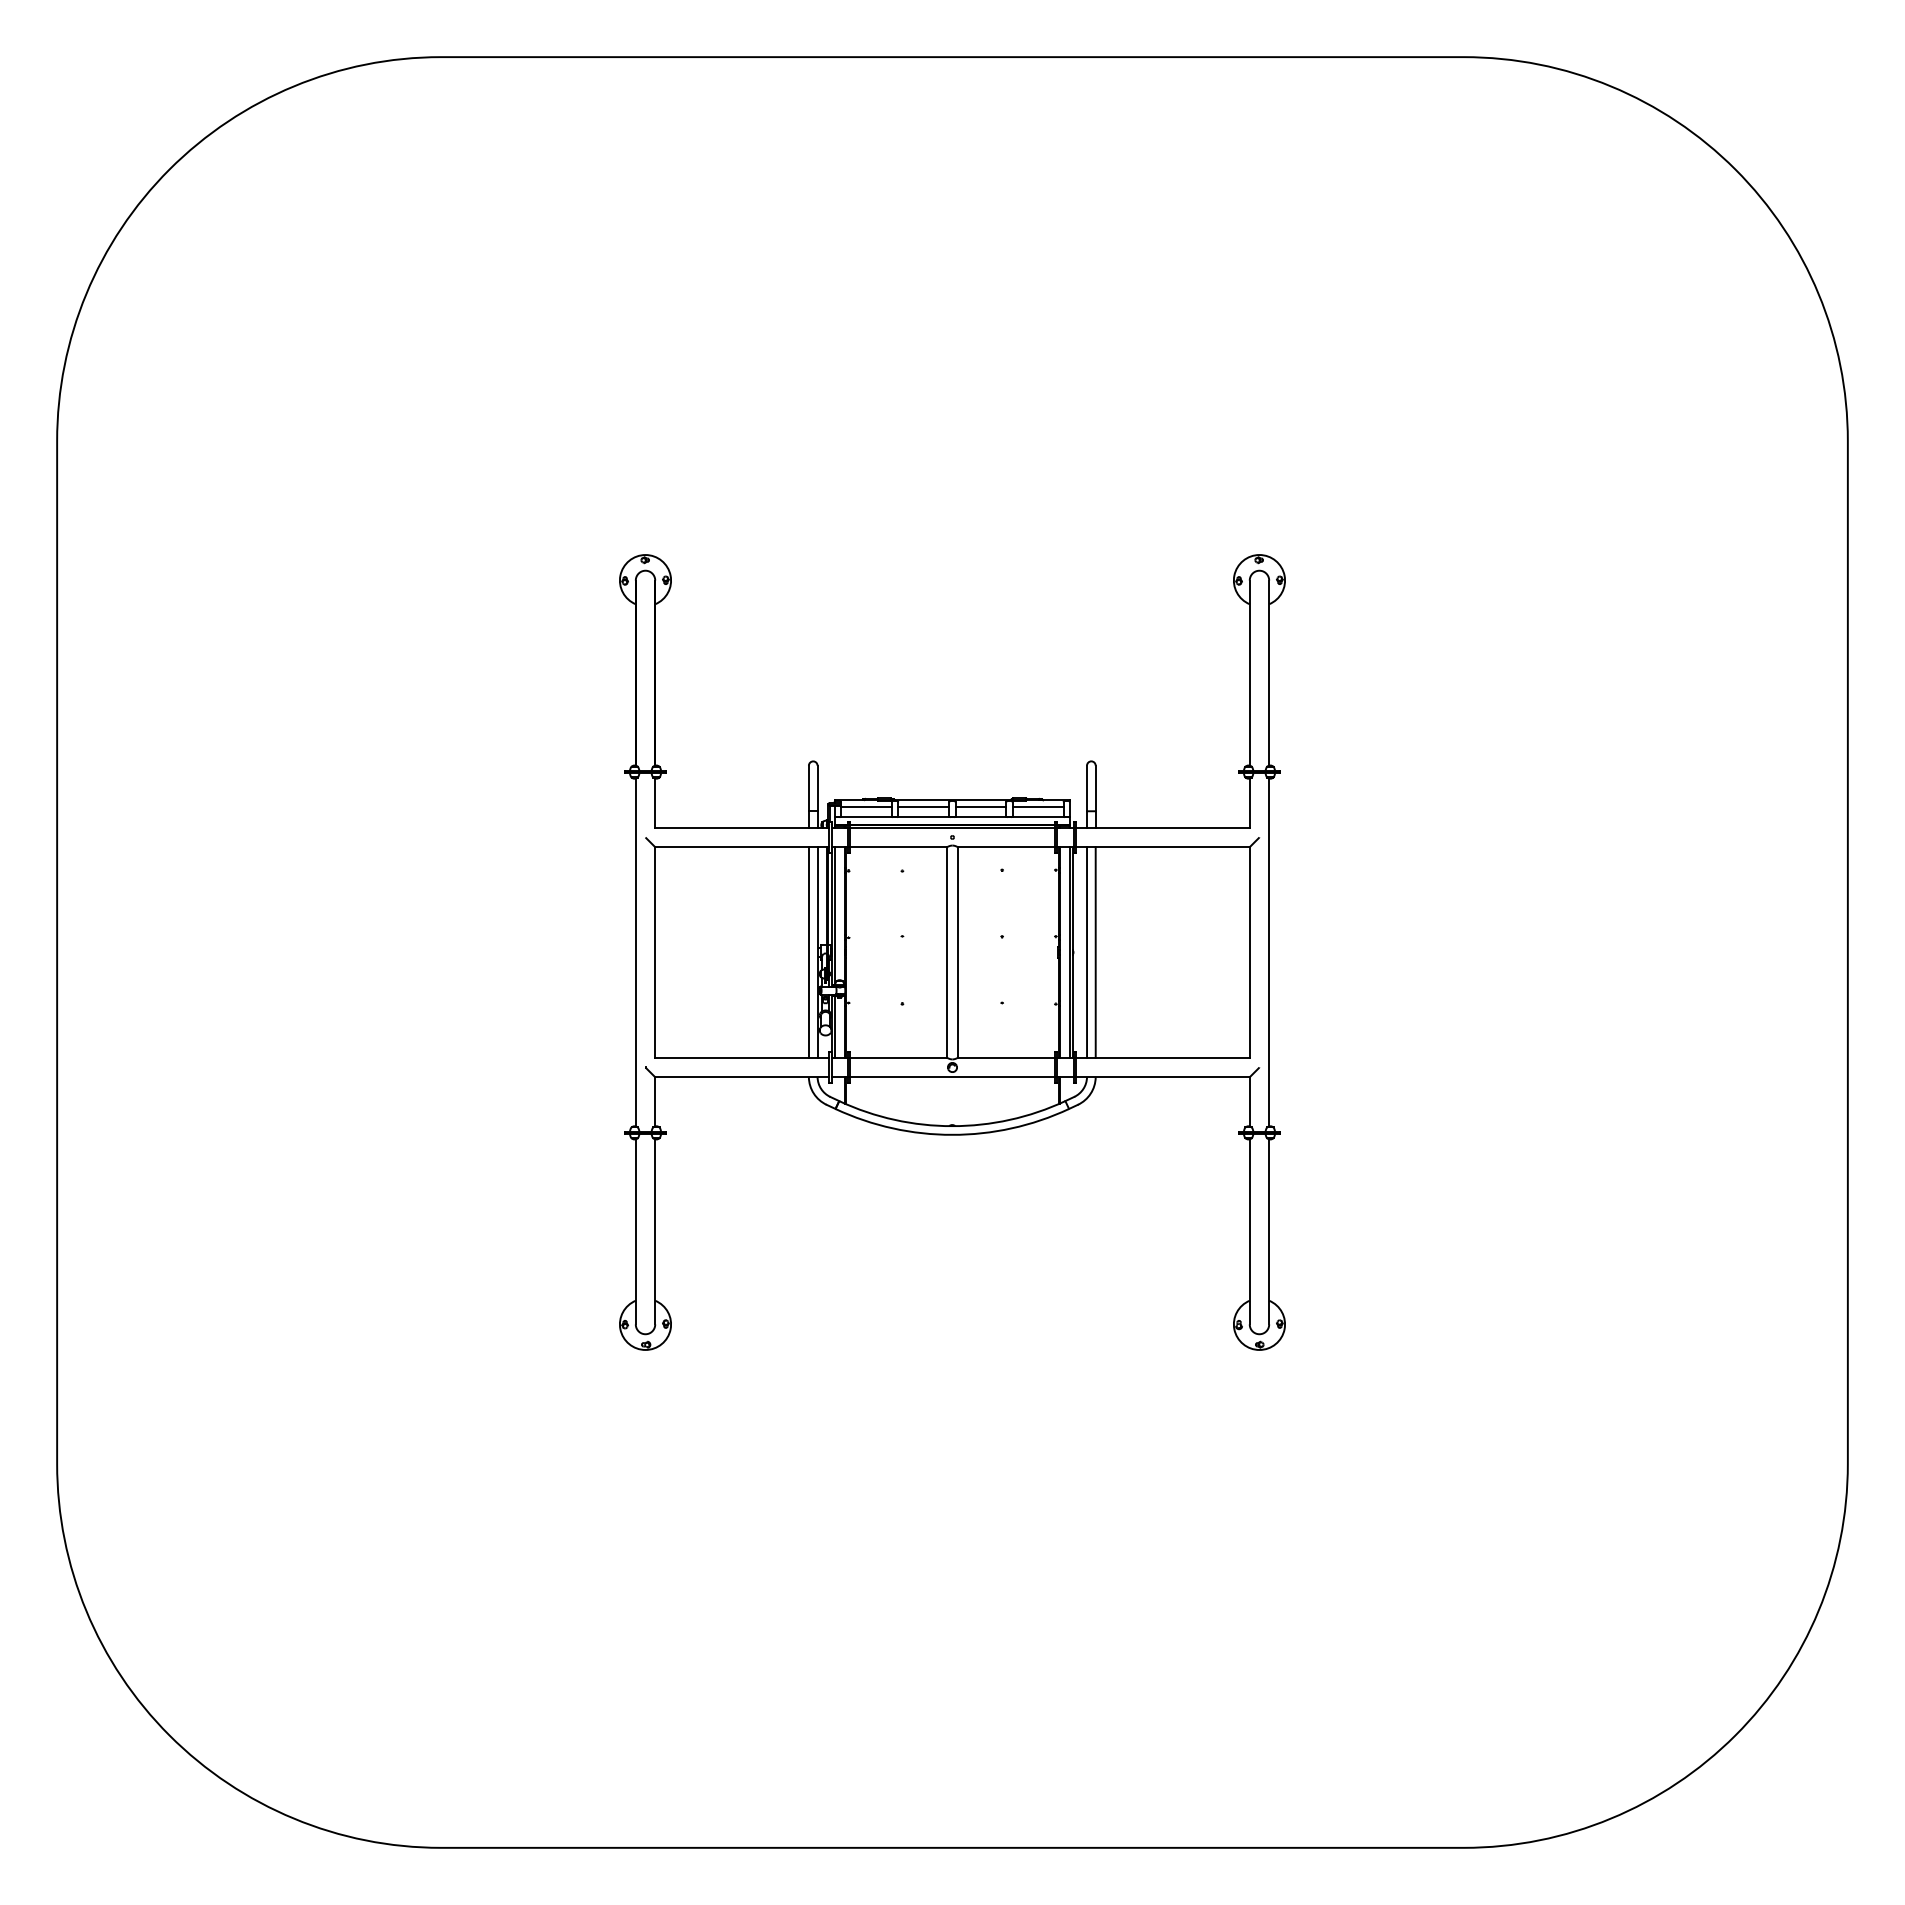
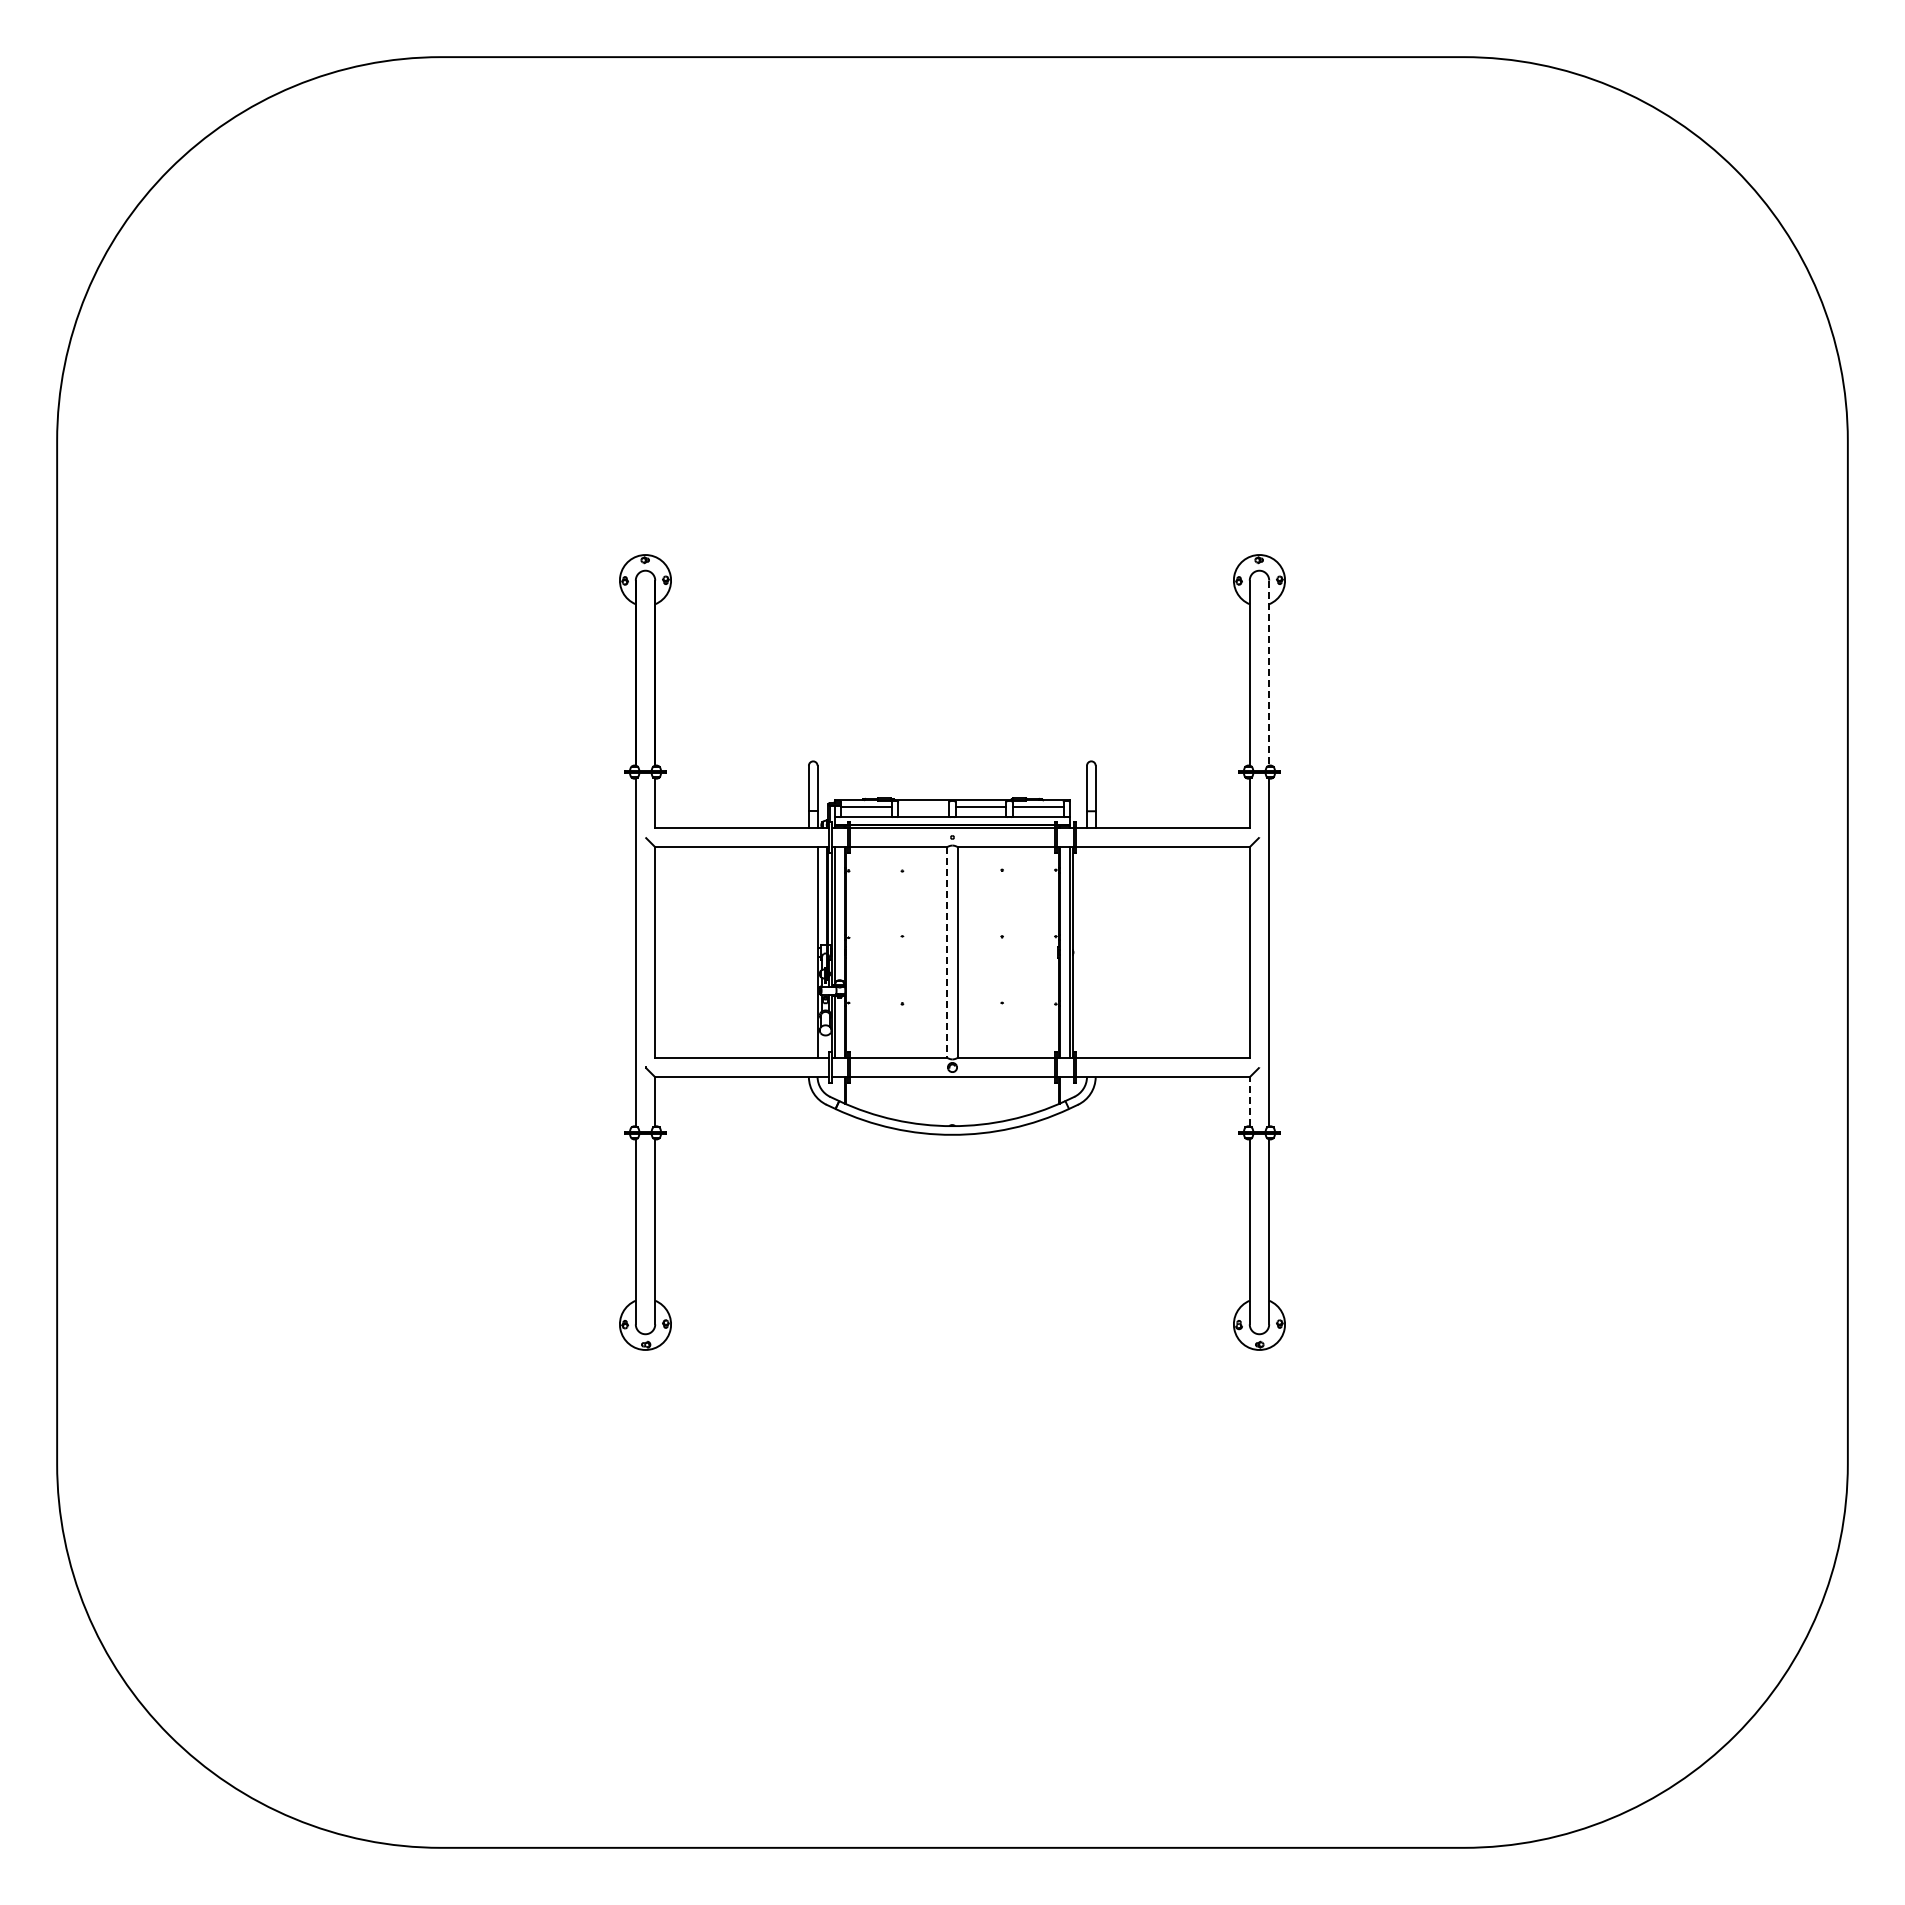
line: solid -> dashed (1269, 673)
line: present -> none (923, 807)
line: present -> none (808, 952)
line: solid -> dashed (947, 952)
line: present -> none (1087, 952)
line: present -> none (1095, 952)
line: solid -> dashed (1249, 1101)
